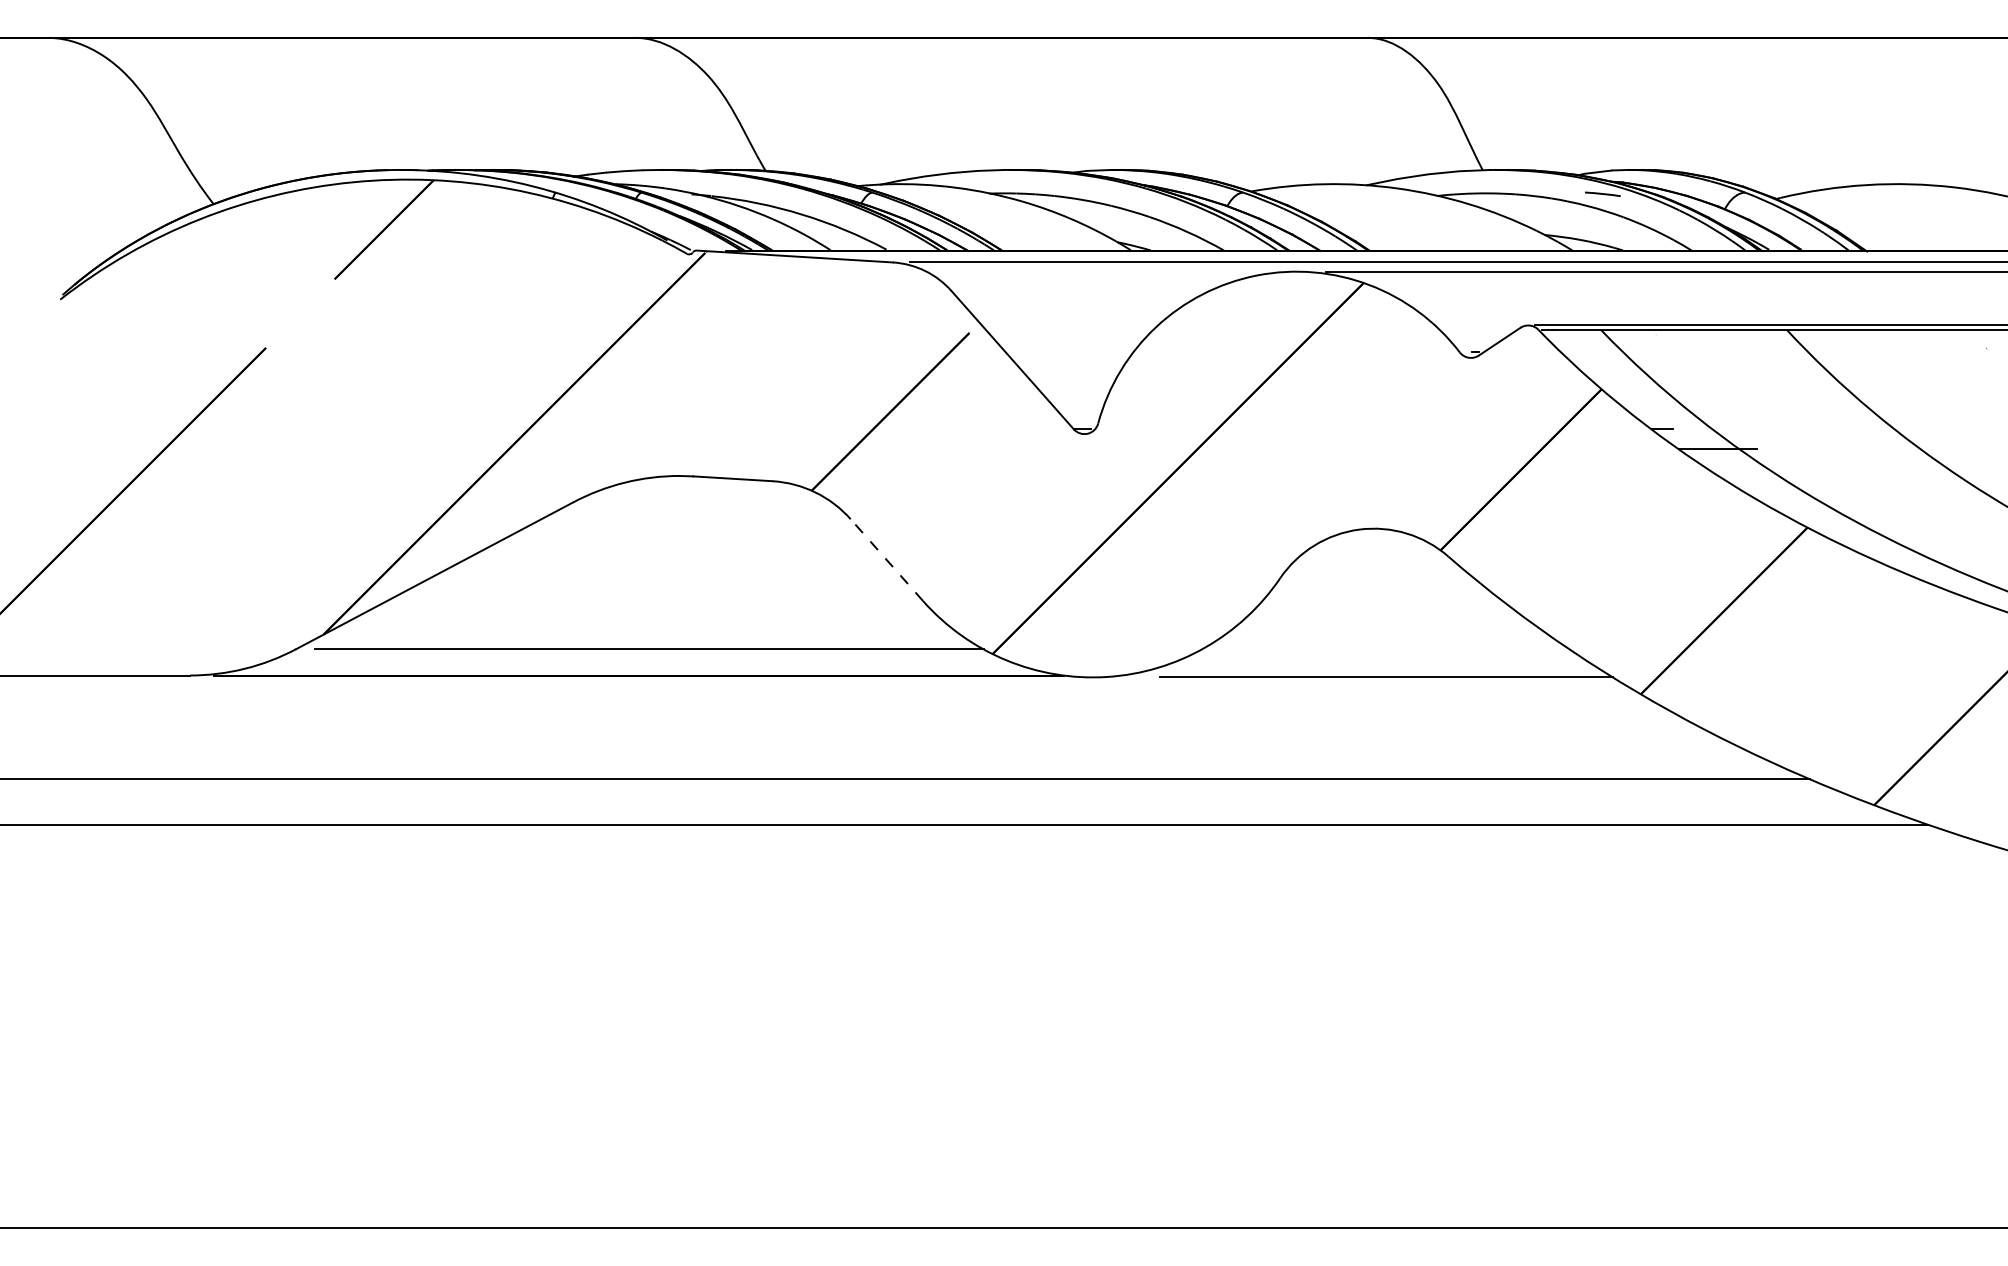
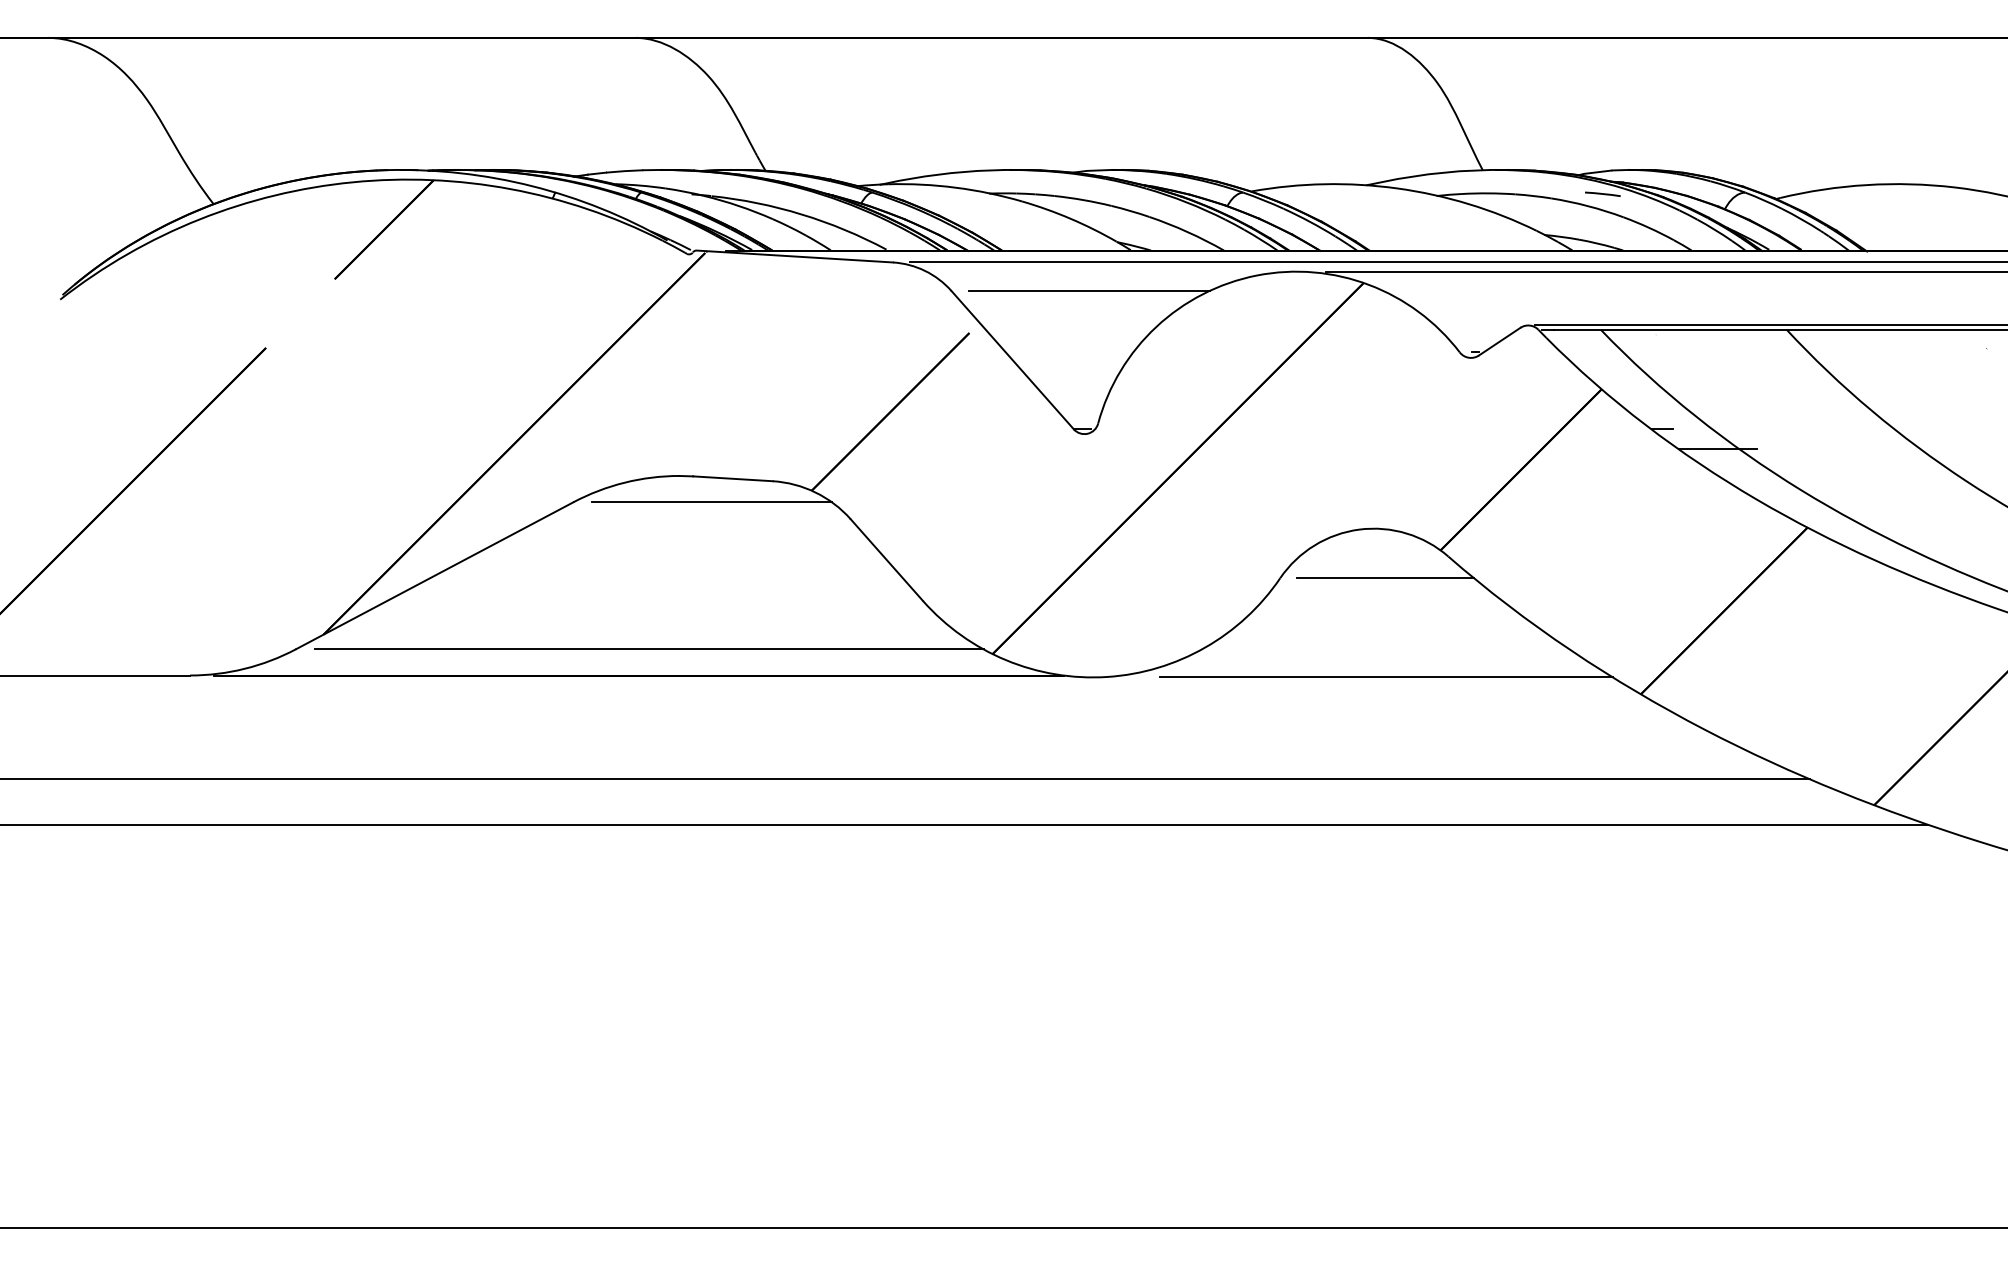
line: none -> present (1089, 291)
line: none -> present (711, 502)
line: dashed -> solid (886, 560)
line: none -> present (1385, 578)
